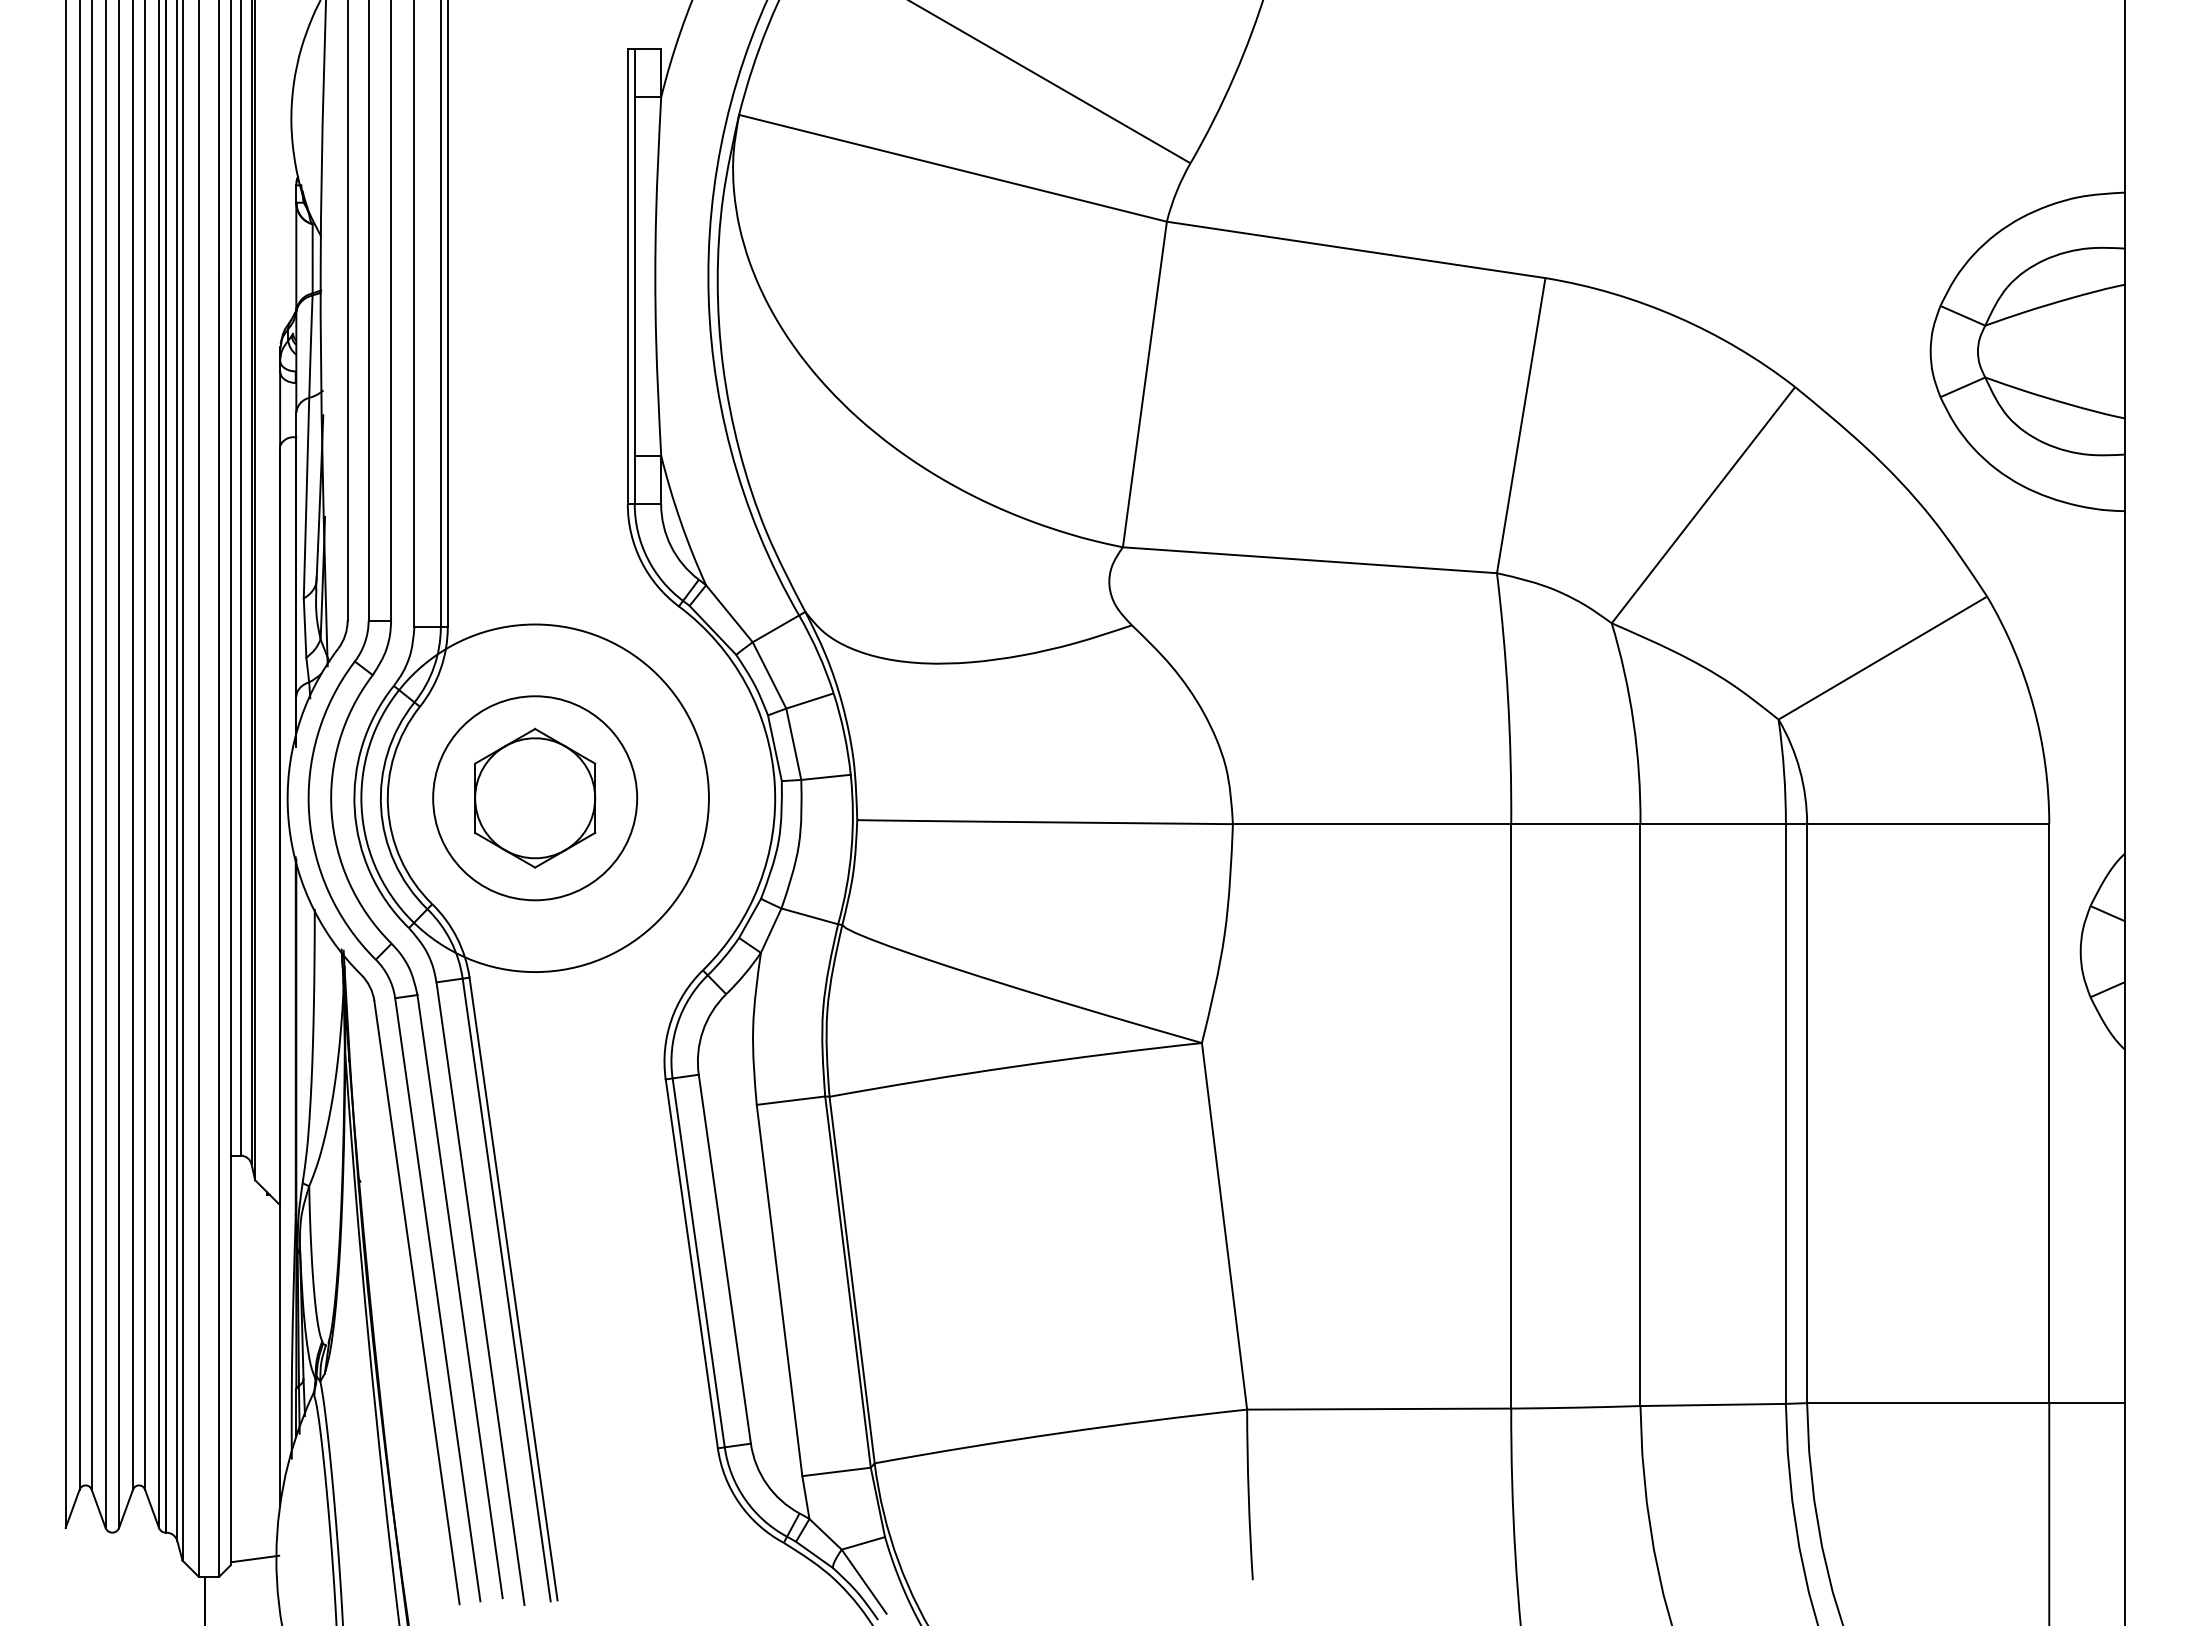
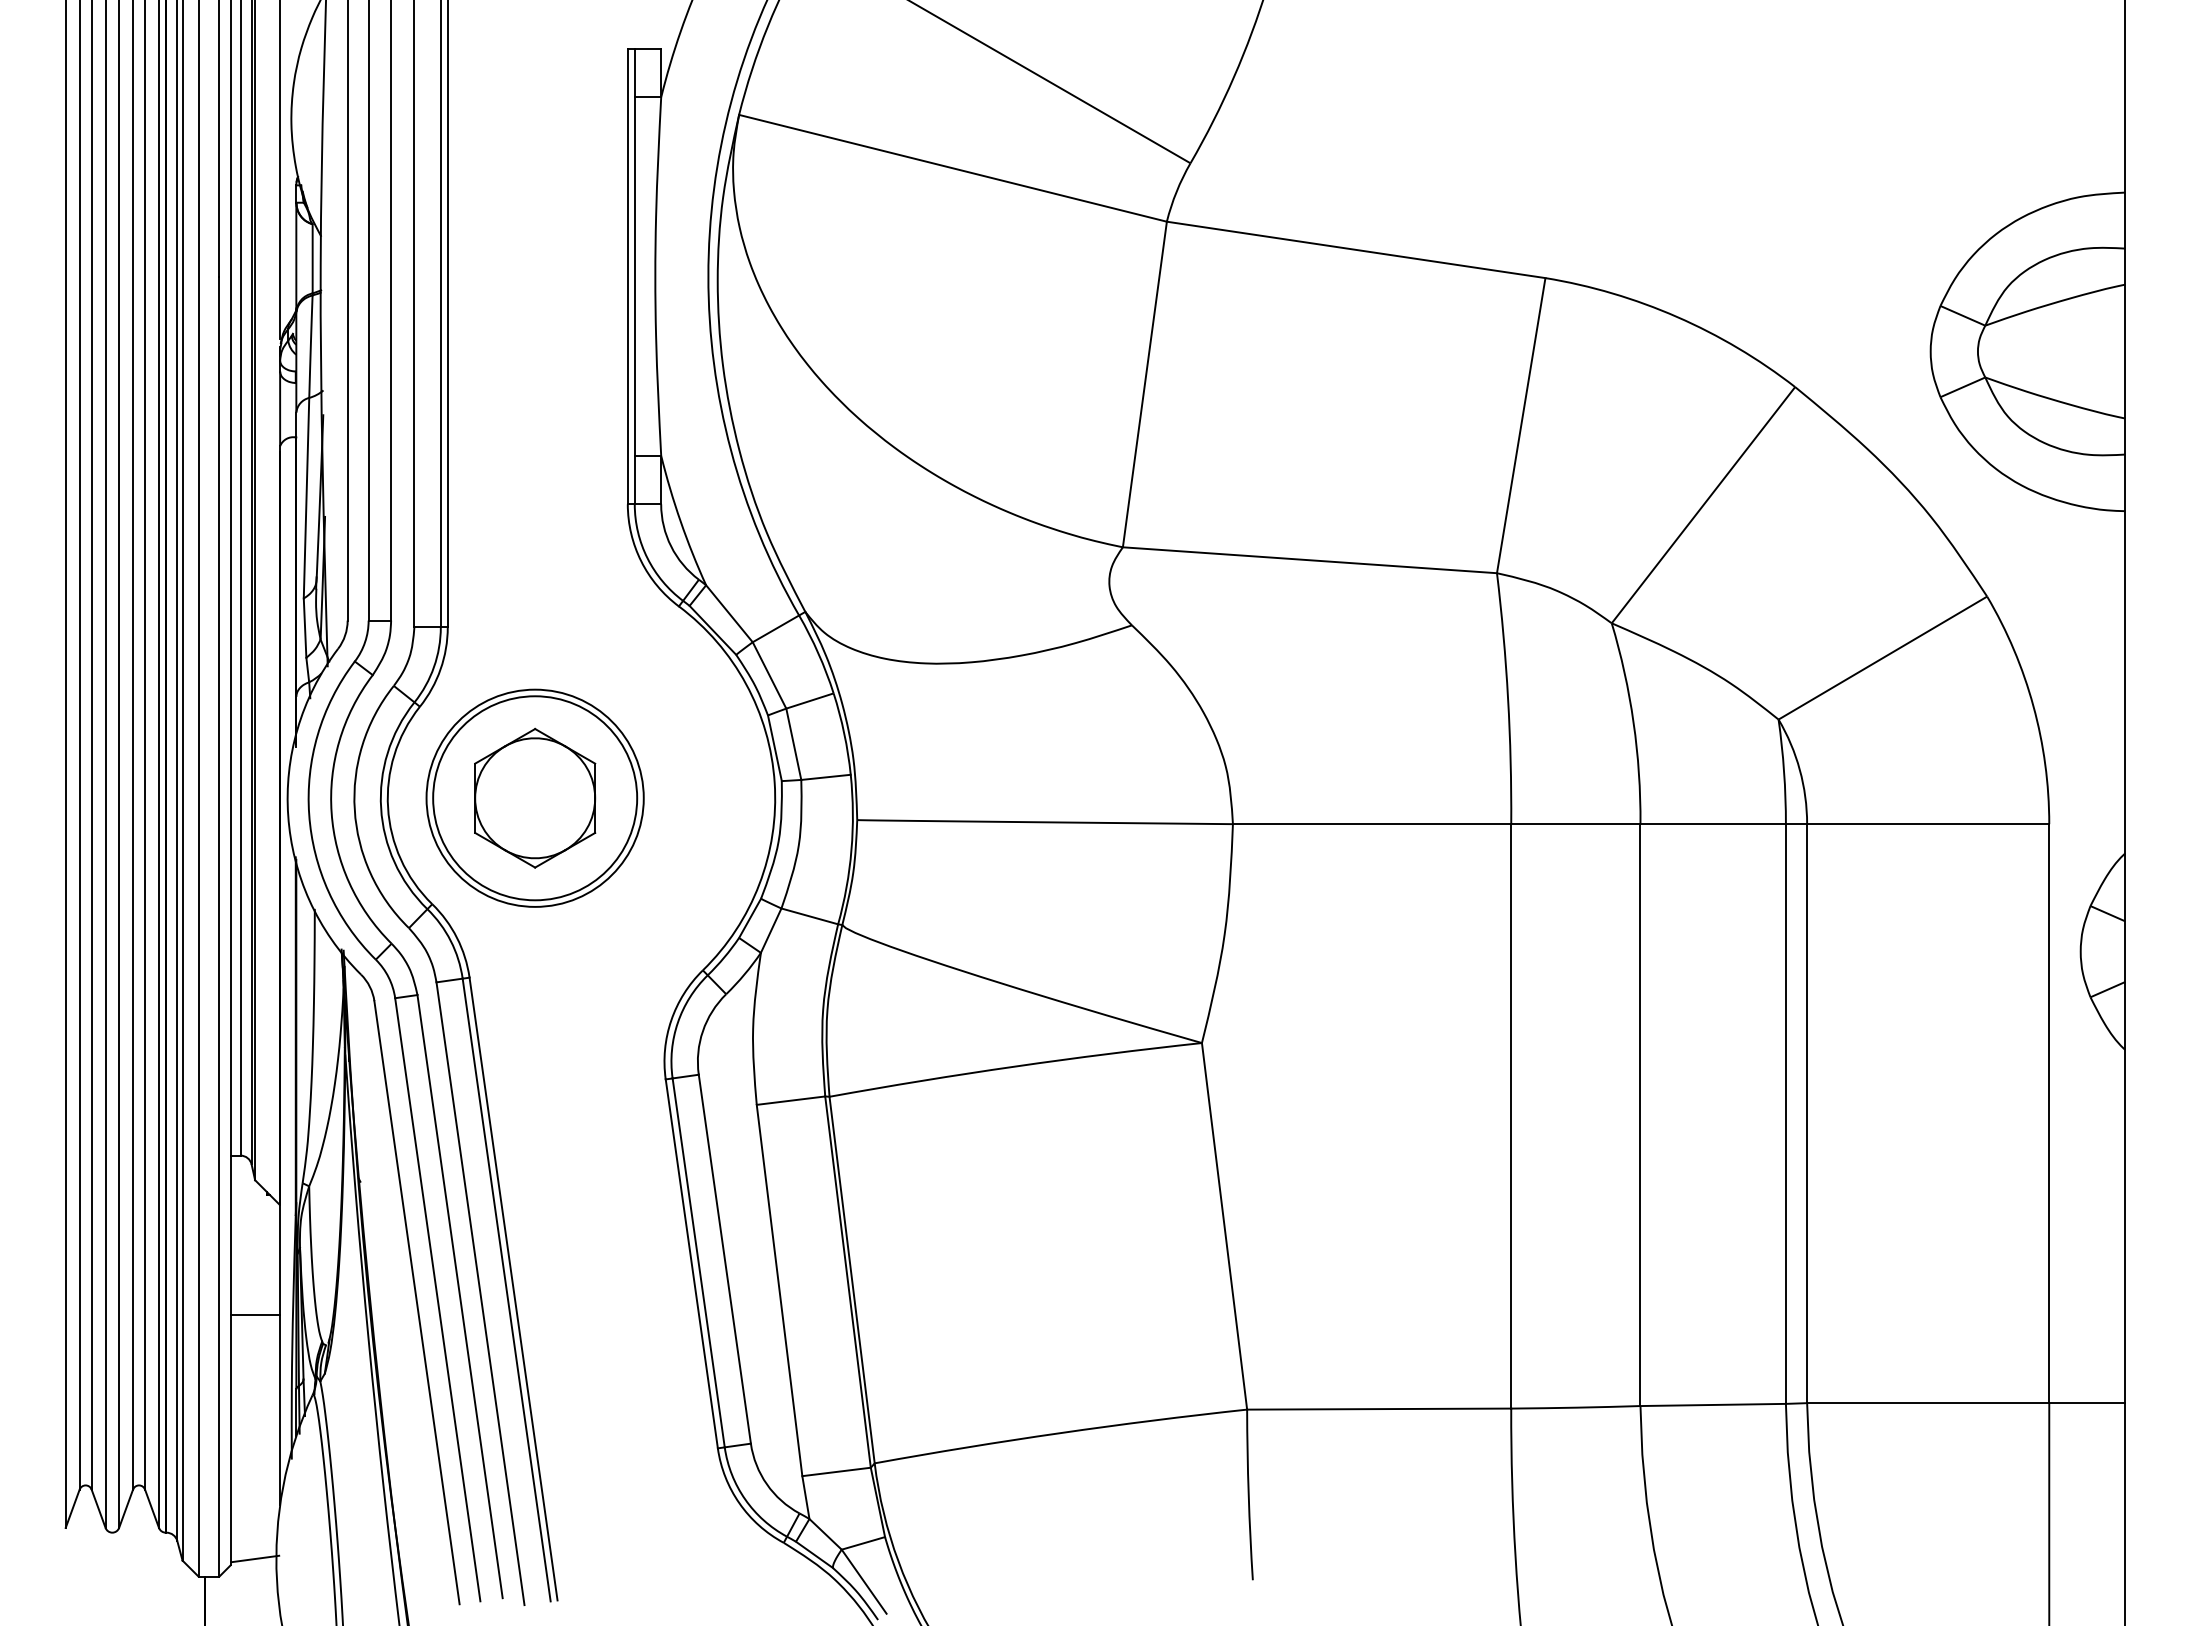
line: none -> present (279, 170)
circle diameter: 348 px -> 217 px (534, 797)
line: none -> present (255, 1315)
